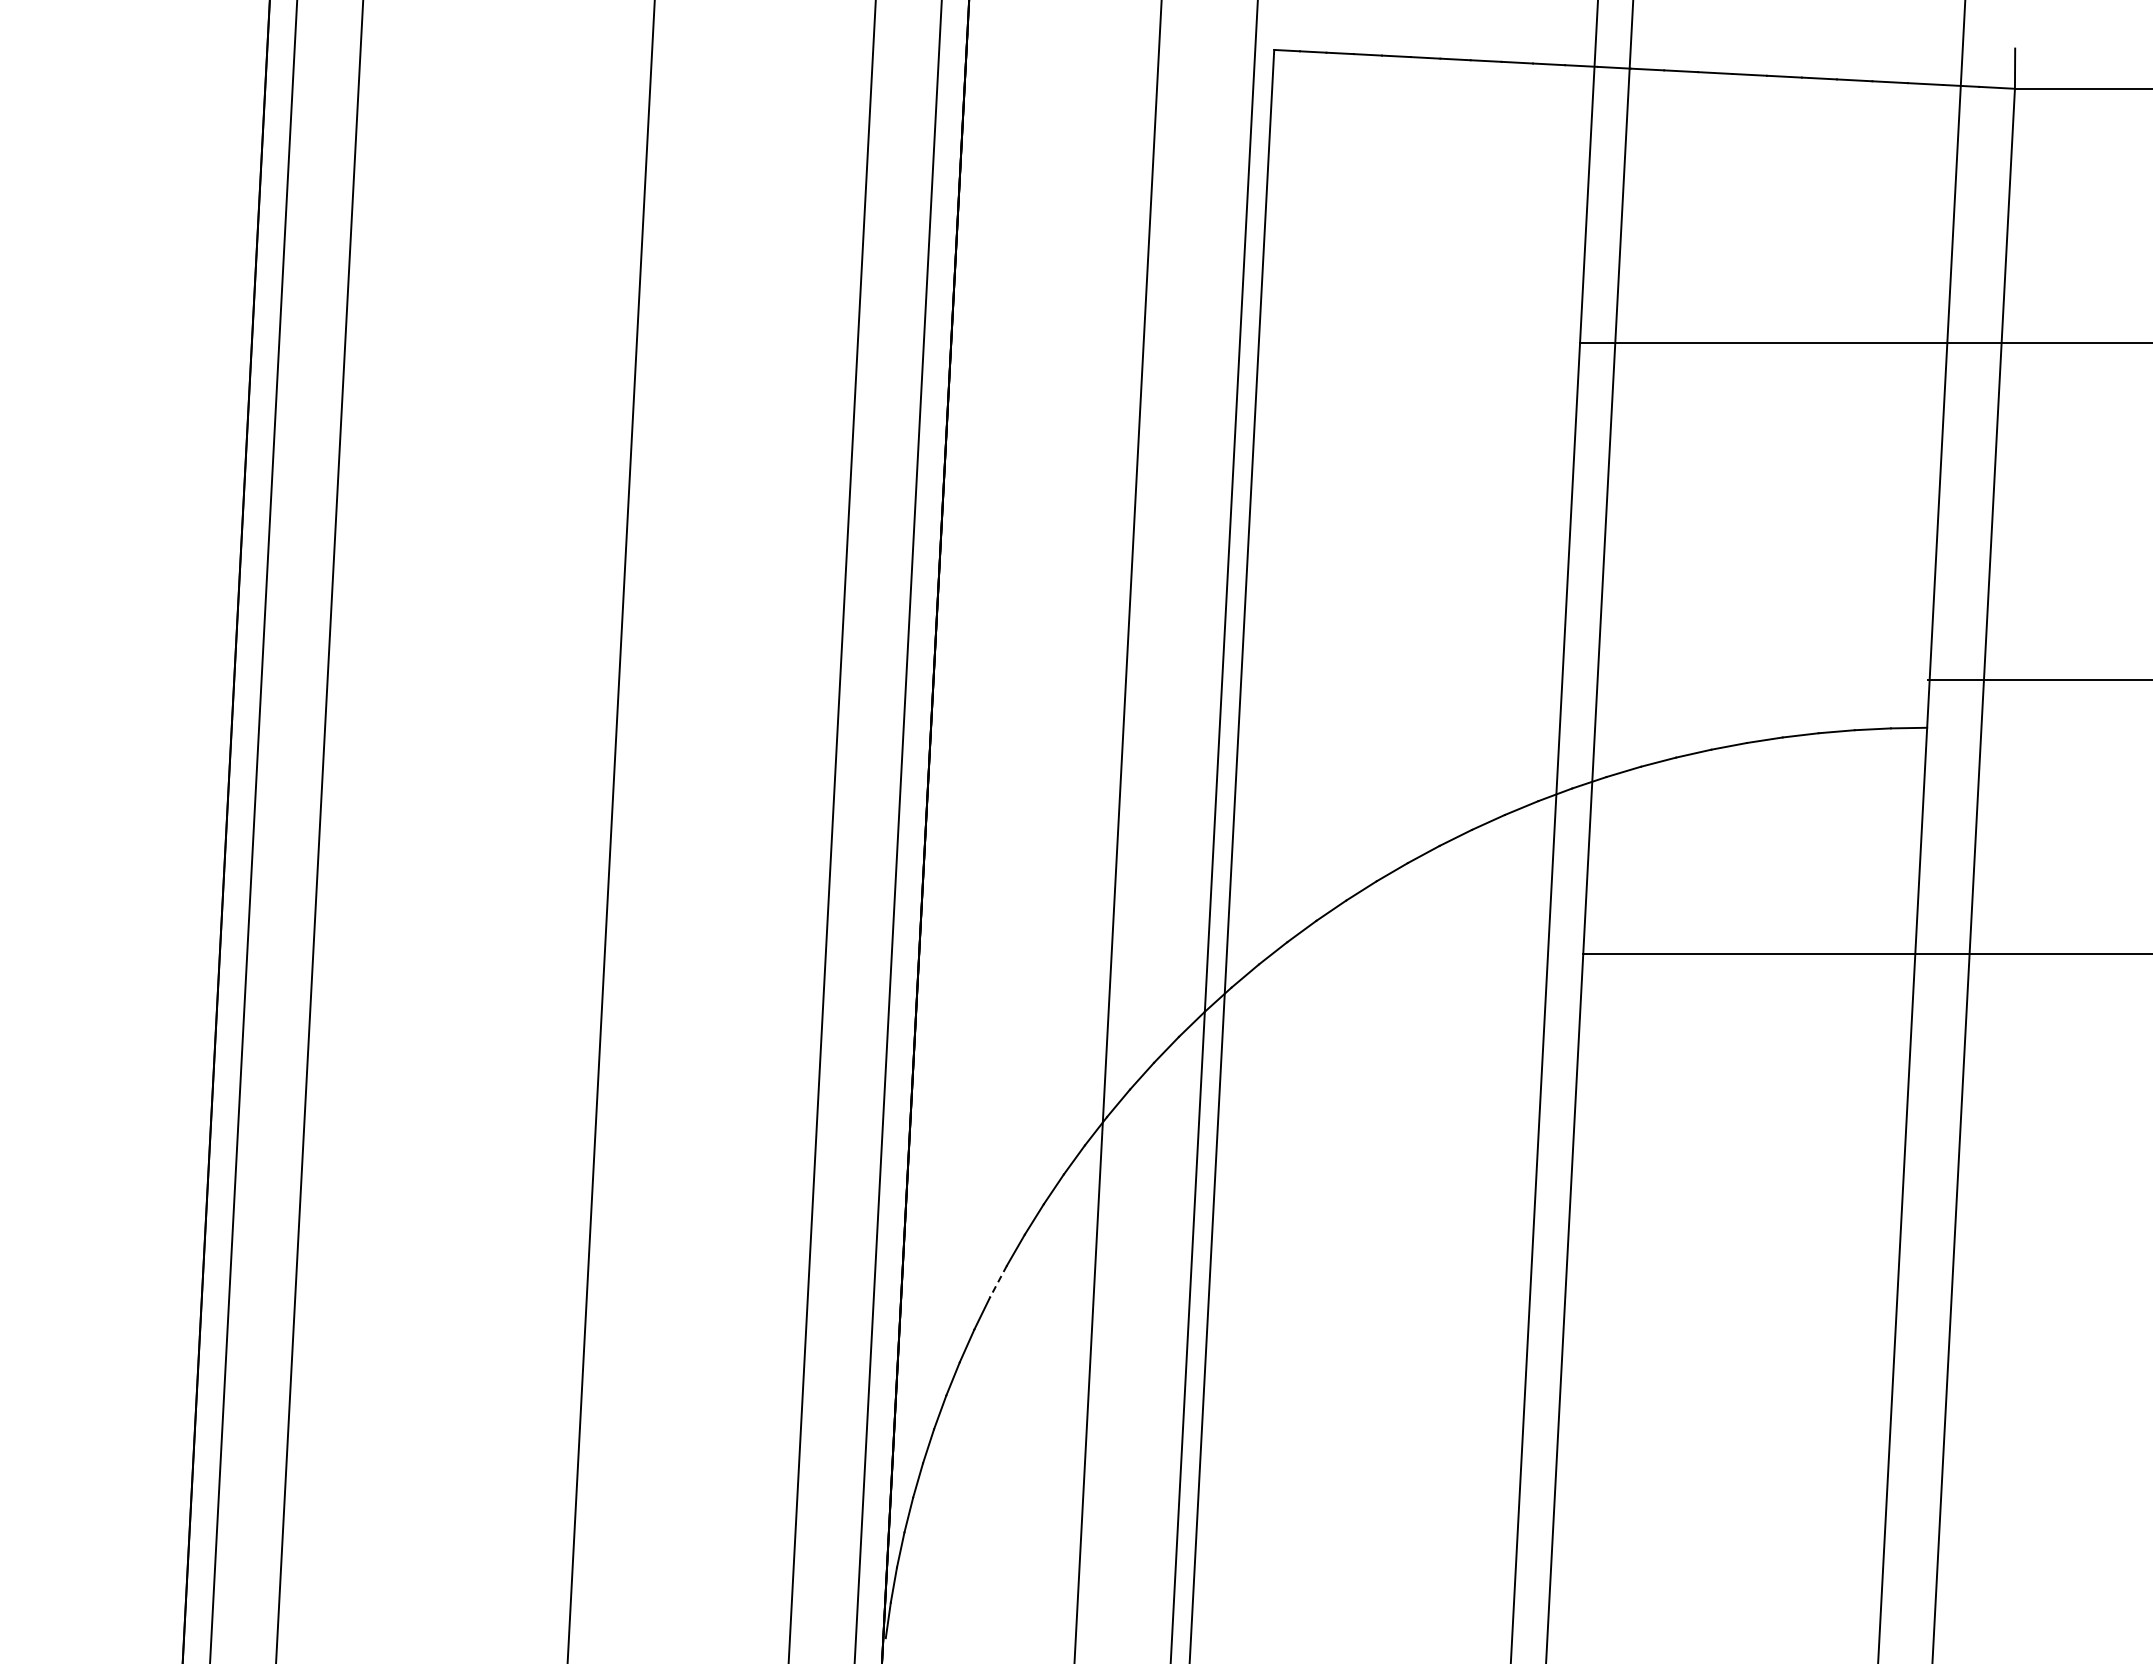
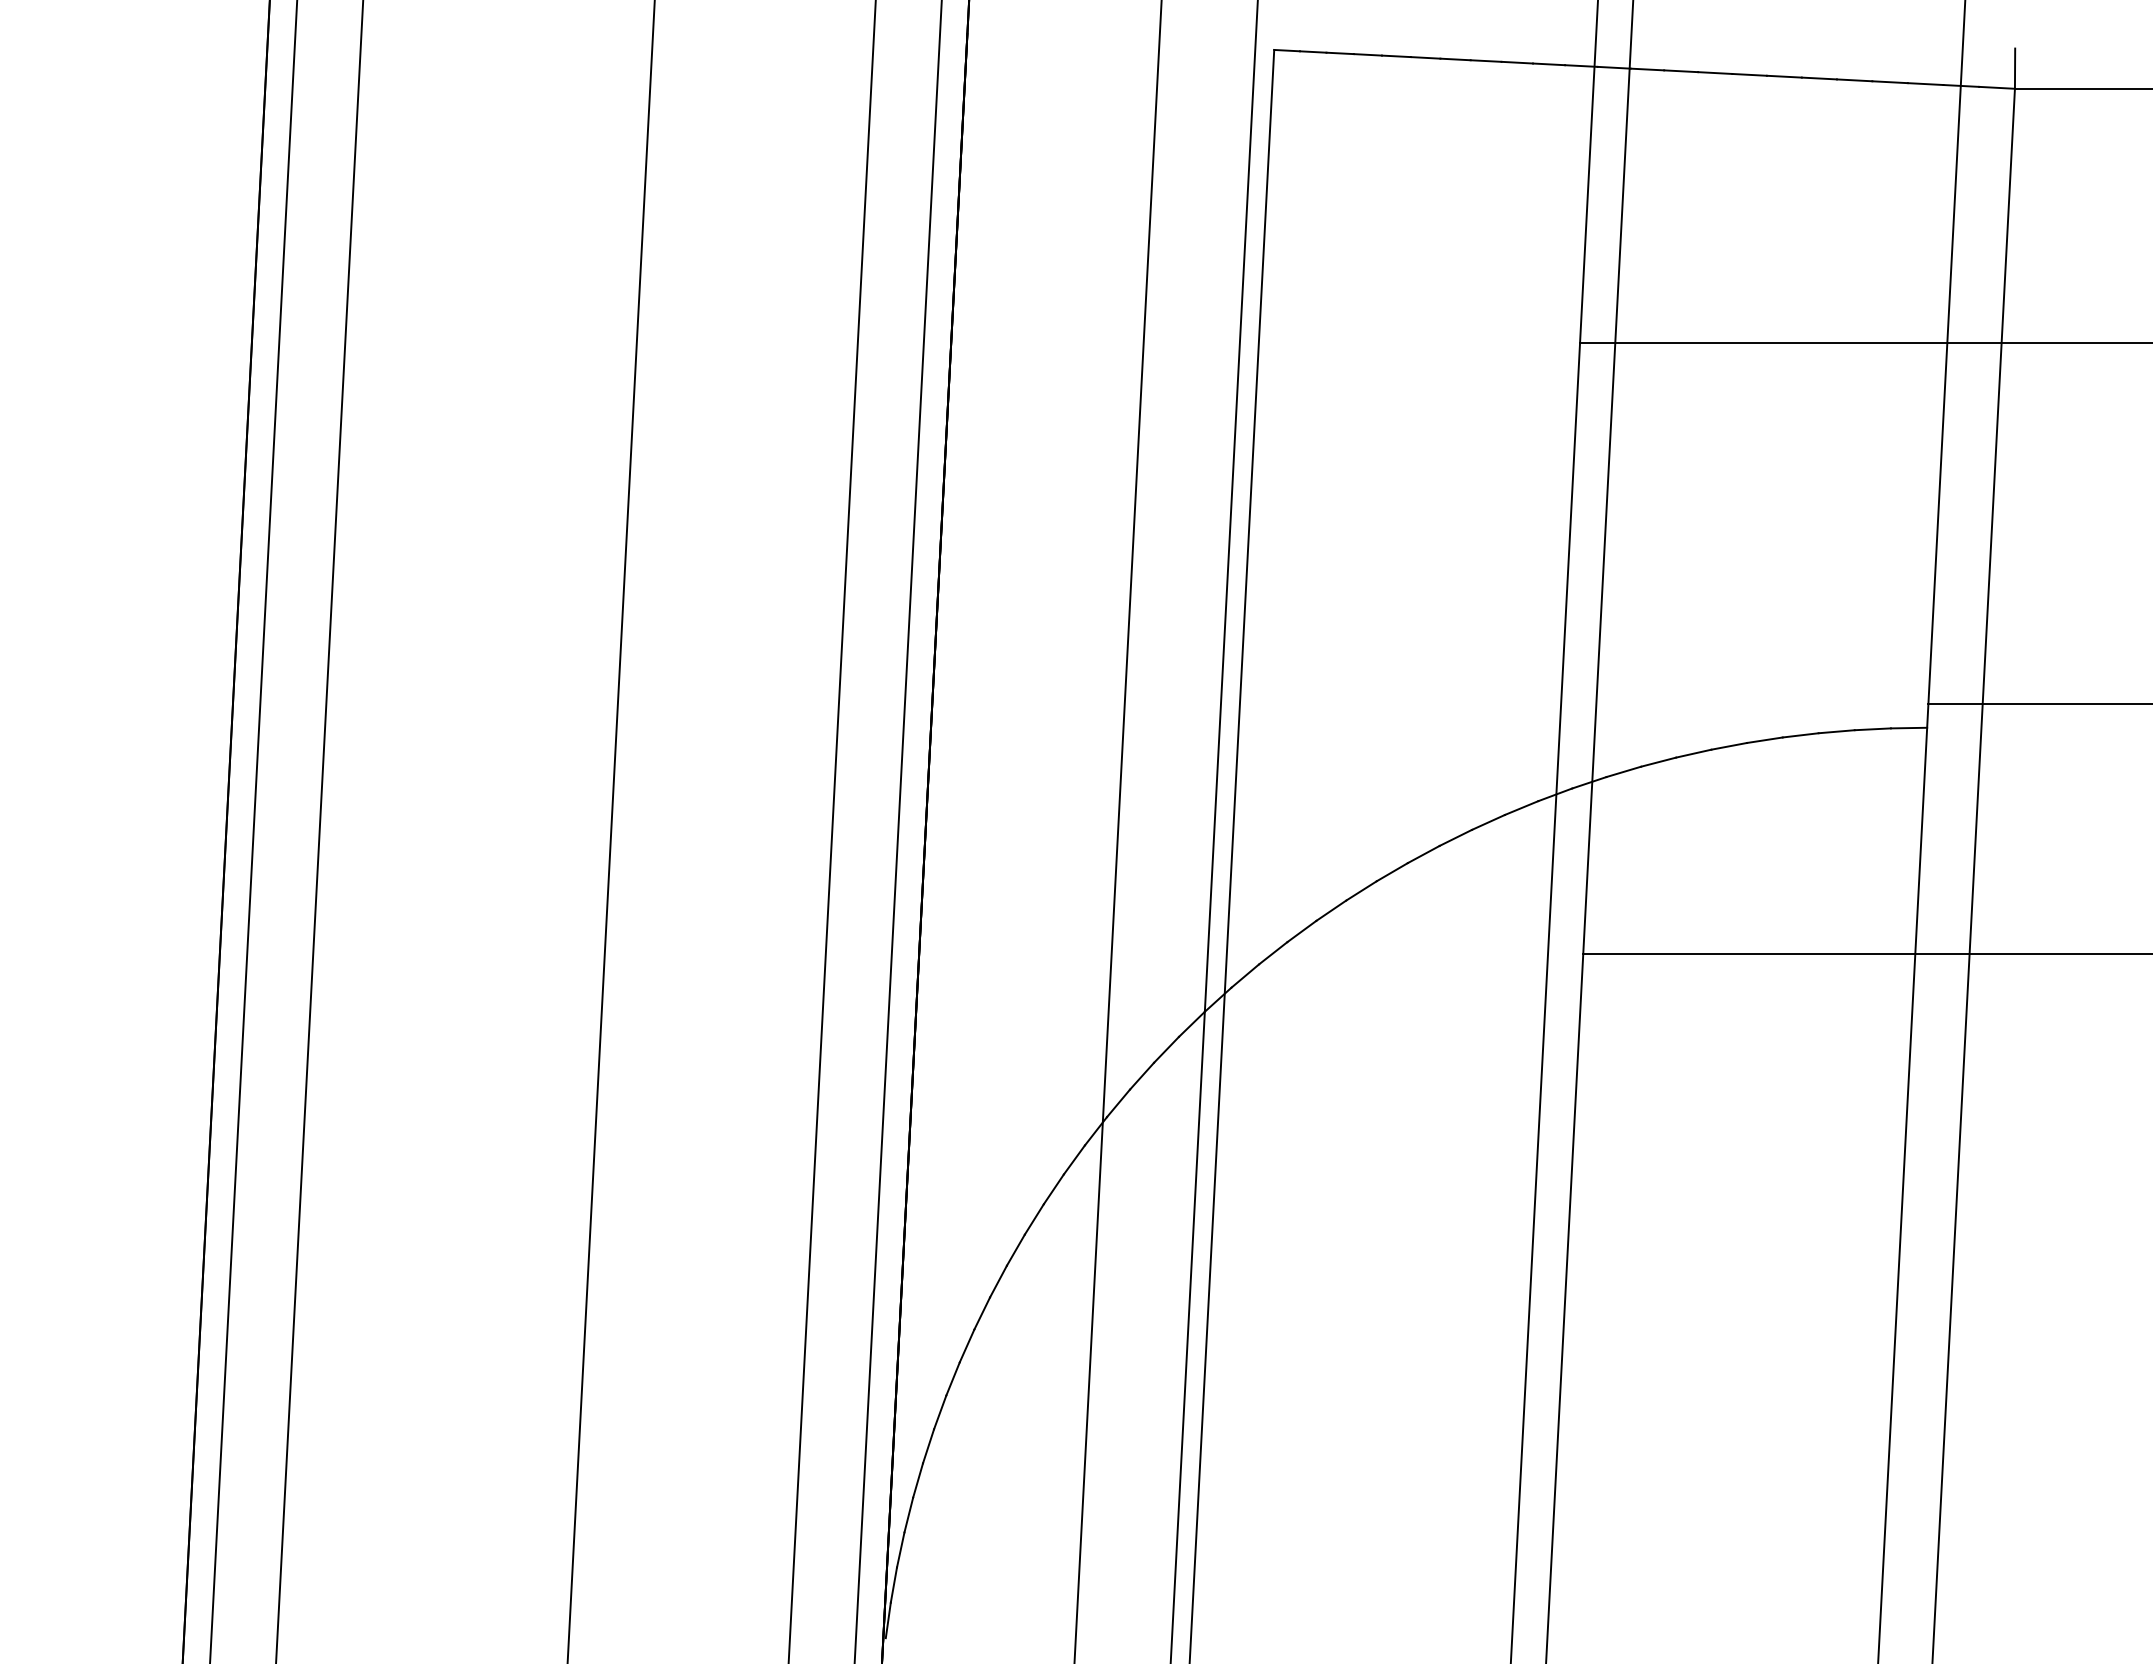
line position: (2038, 680) -> (2038, 704) (2038, 704)
line: dashed -> solid (998, 1281)
